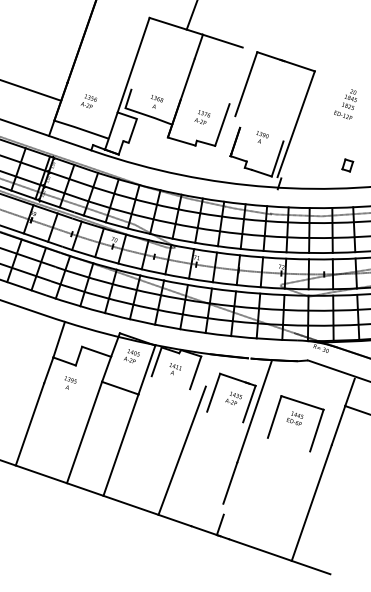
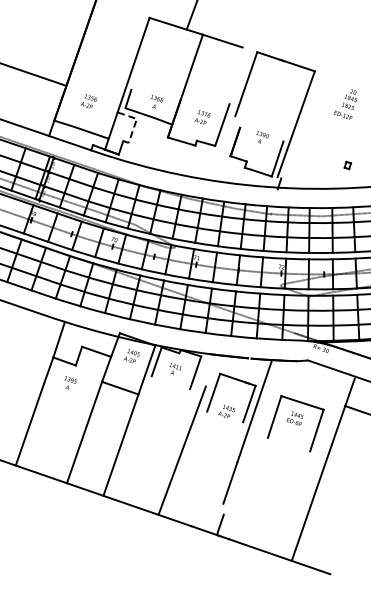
line position: (31, 90) -> (34, 74) (34, 74)
line: solid -> dashed (135, 123)
part size: 14x15 px -> 10x11 px (347, 165)
text position: (233, 398) -> (226, 411) (226, 411)
